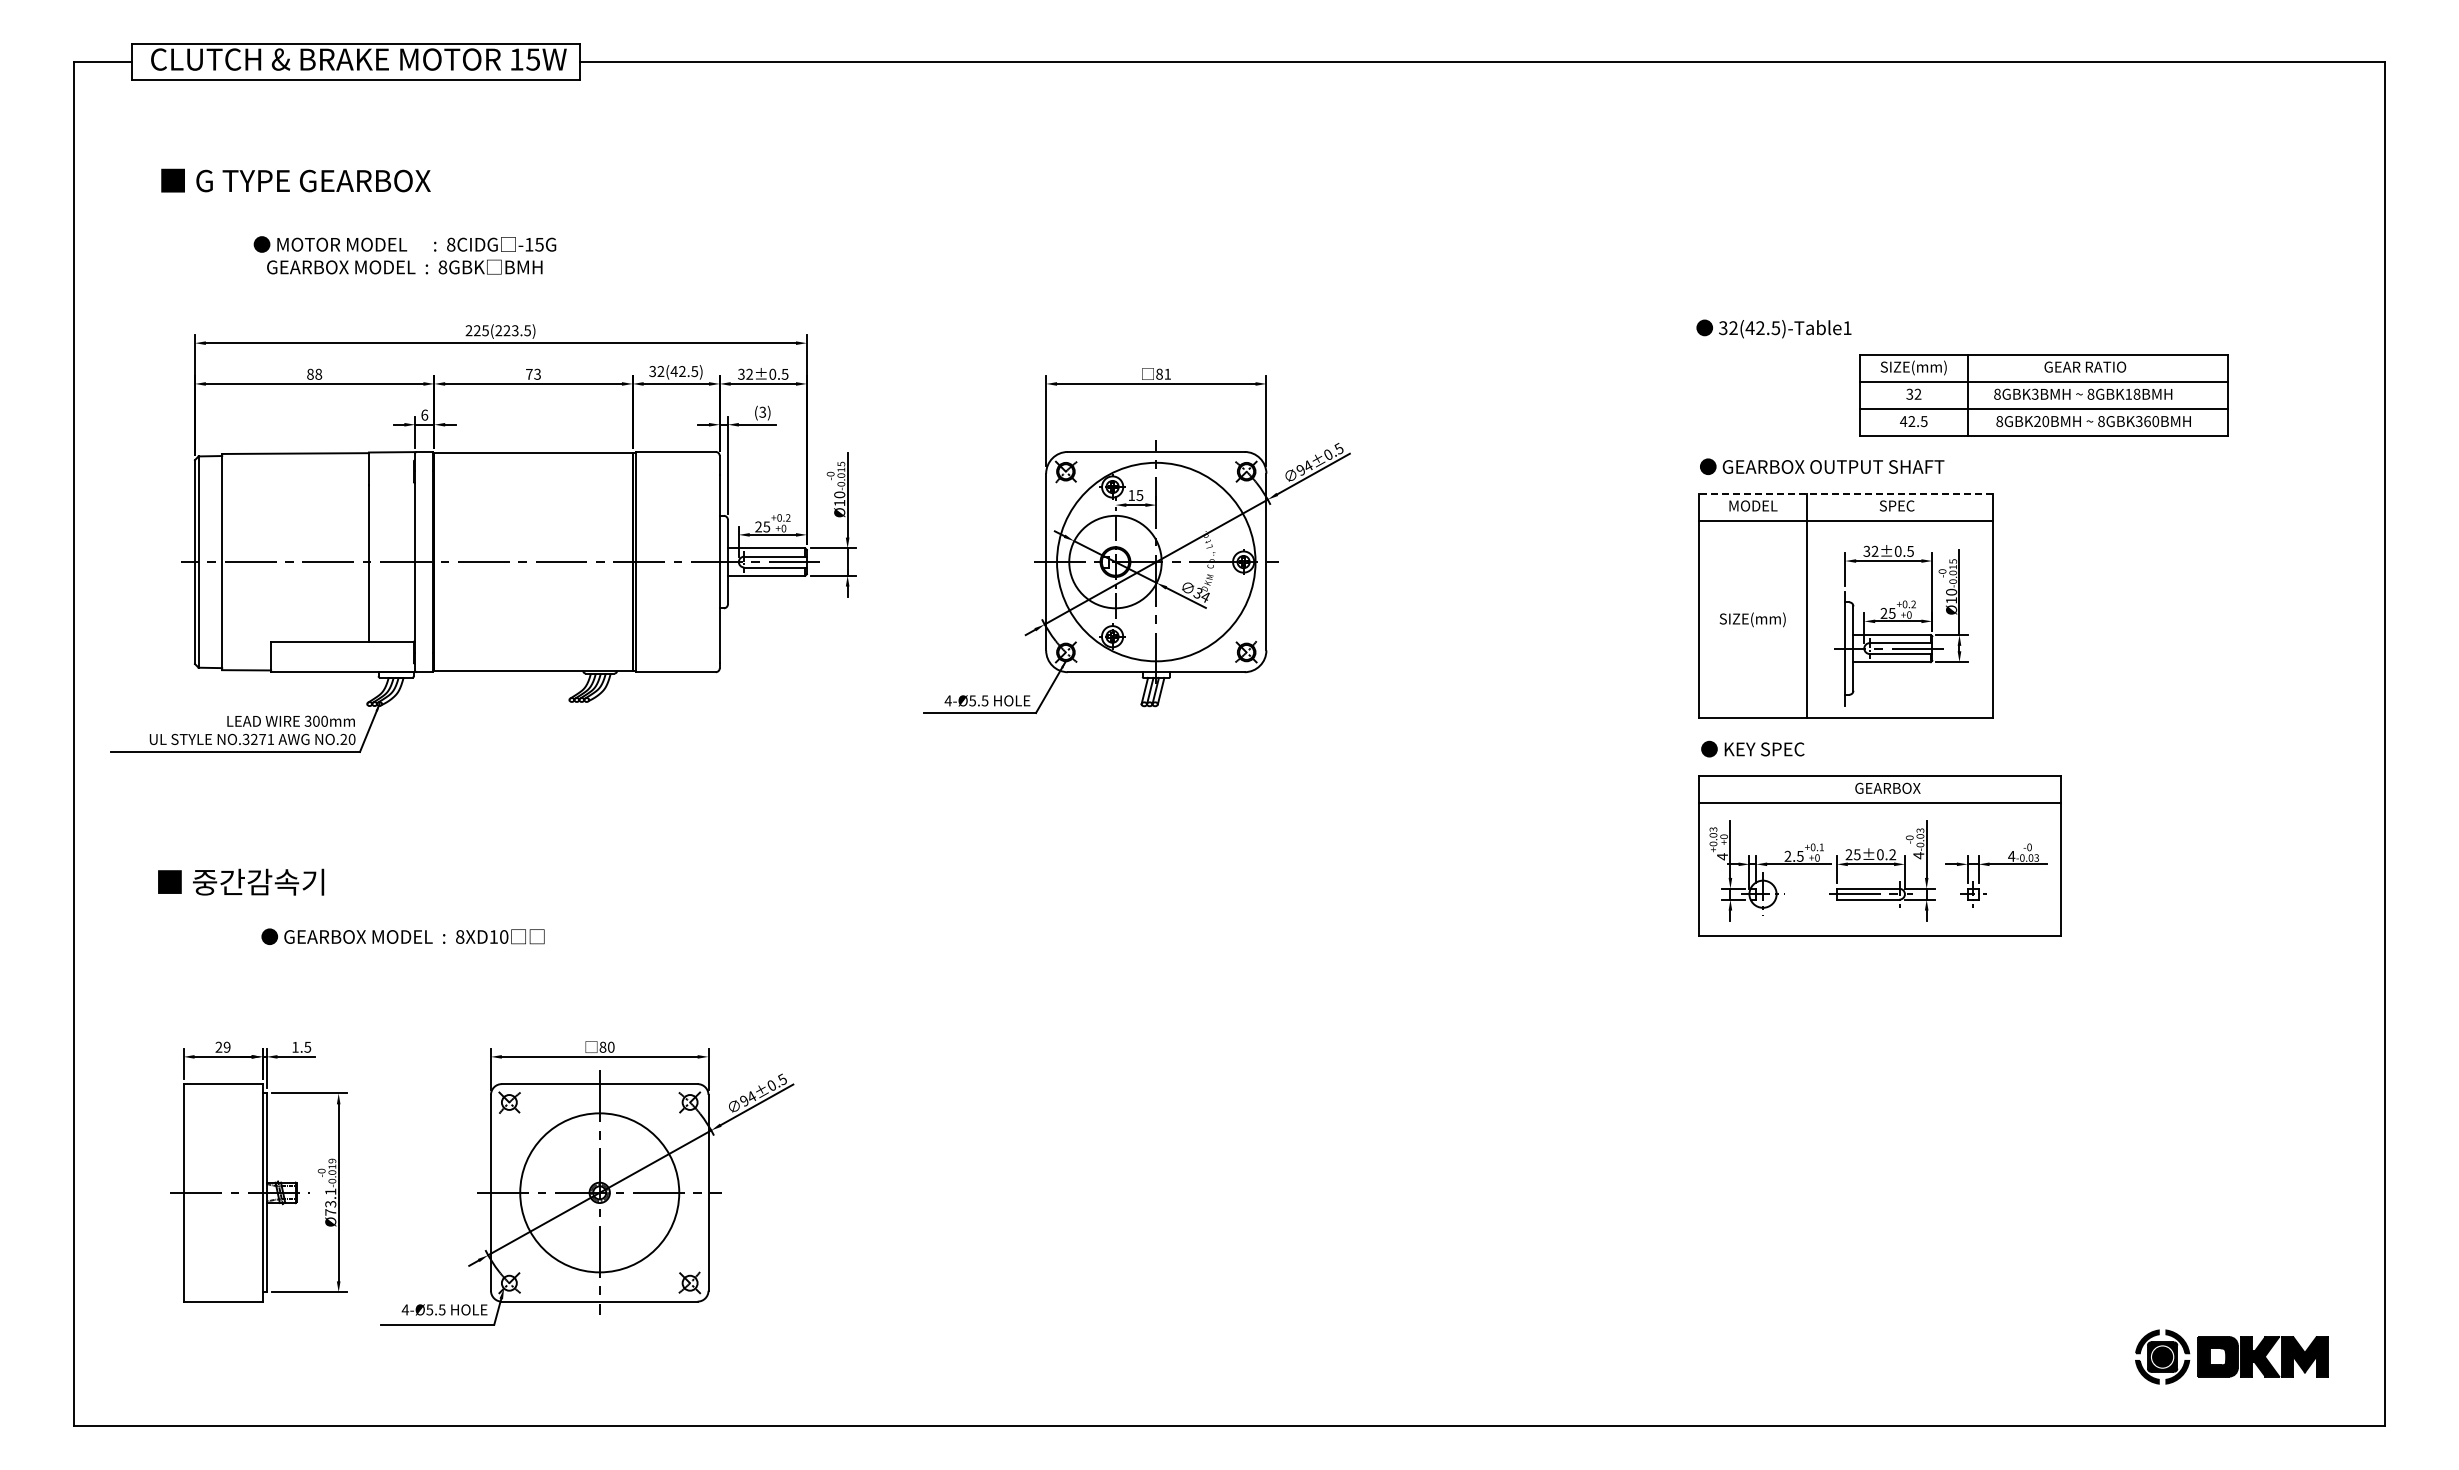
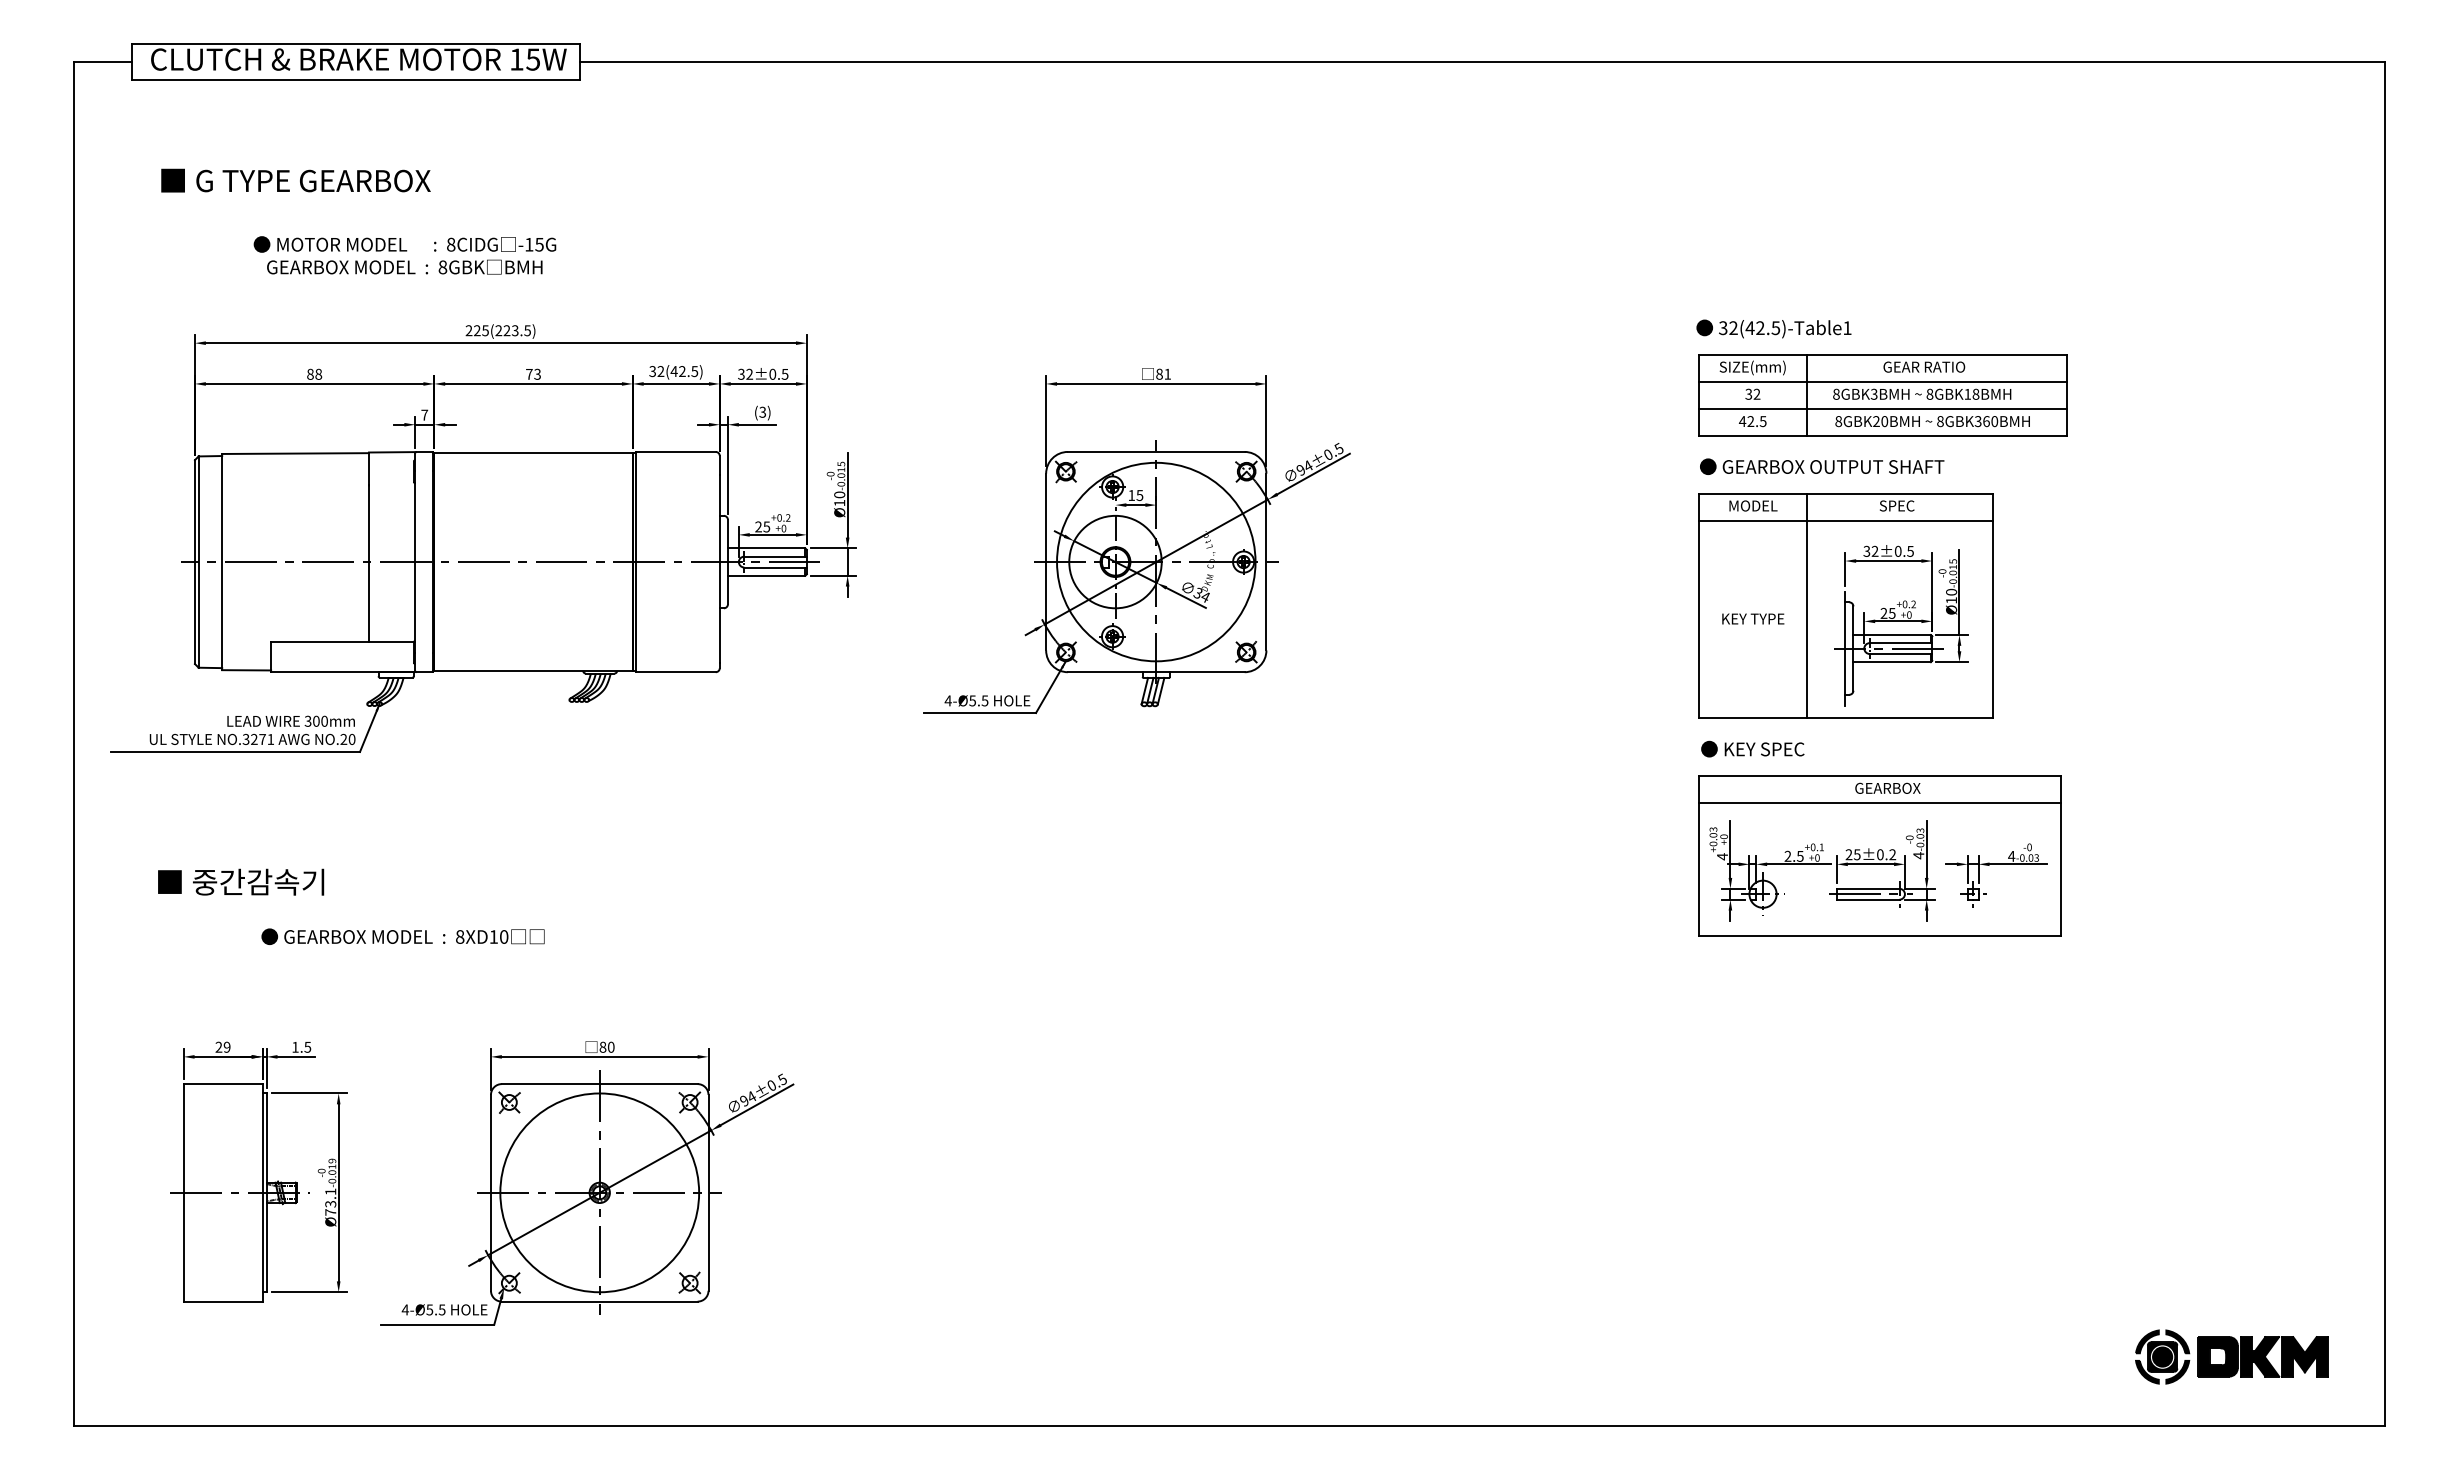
part position: (2043, 395) -> (1882, 395) (1882, 395)
text: 6 -> 7 (424, 414)
line: dashed -> solid (1845, 493)
text: SIZE(mm) -> KEY TYPE (1752, 619)
circle diameter: 159 px -> 199 px (599, 1192)
